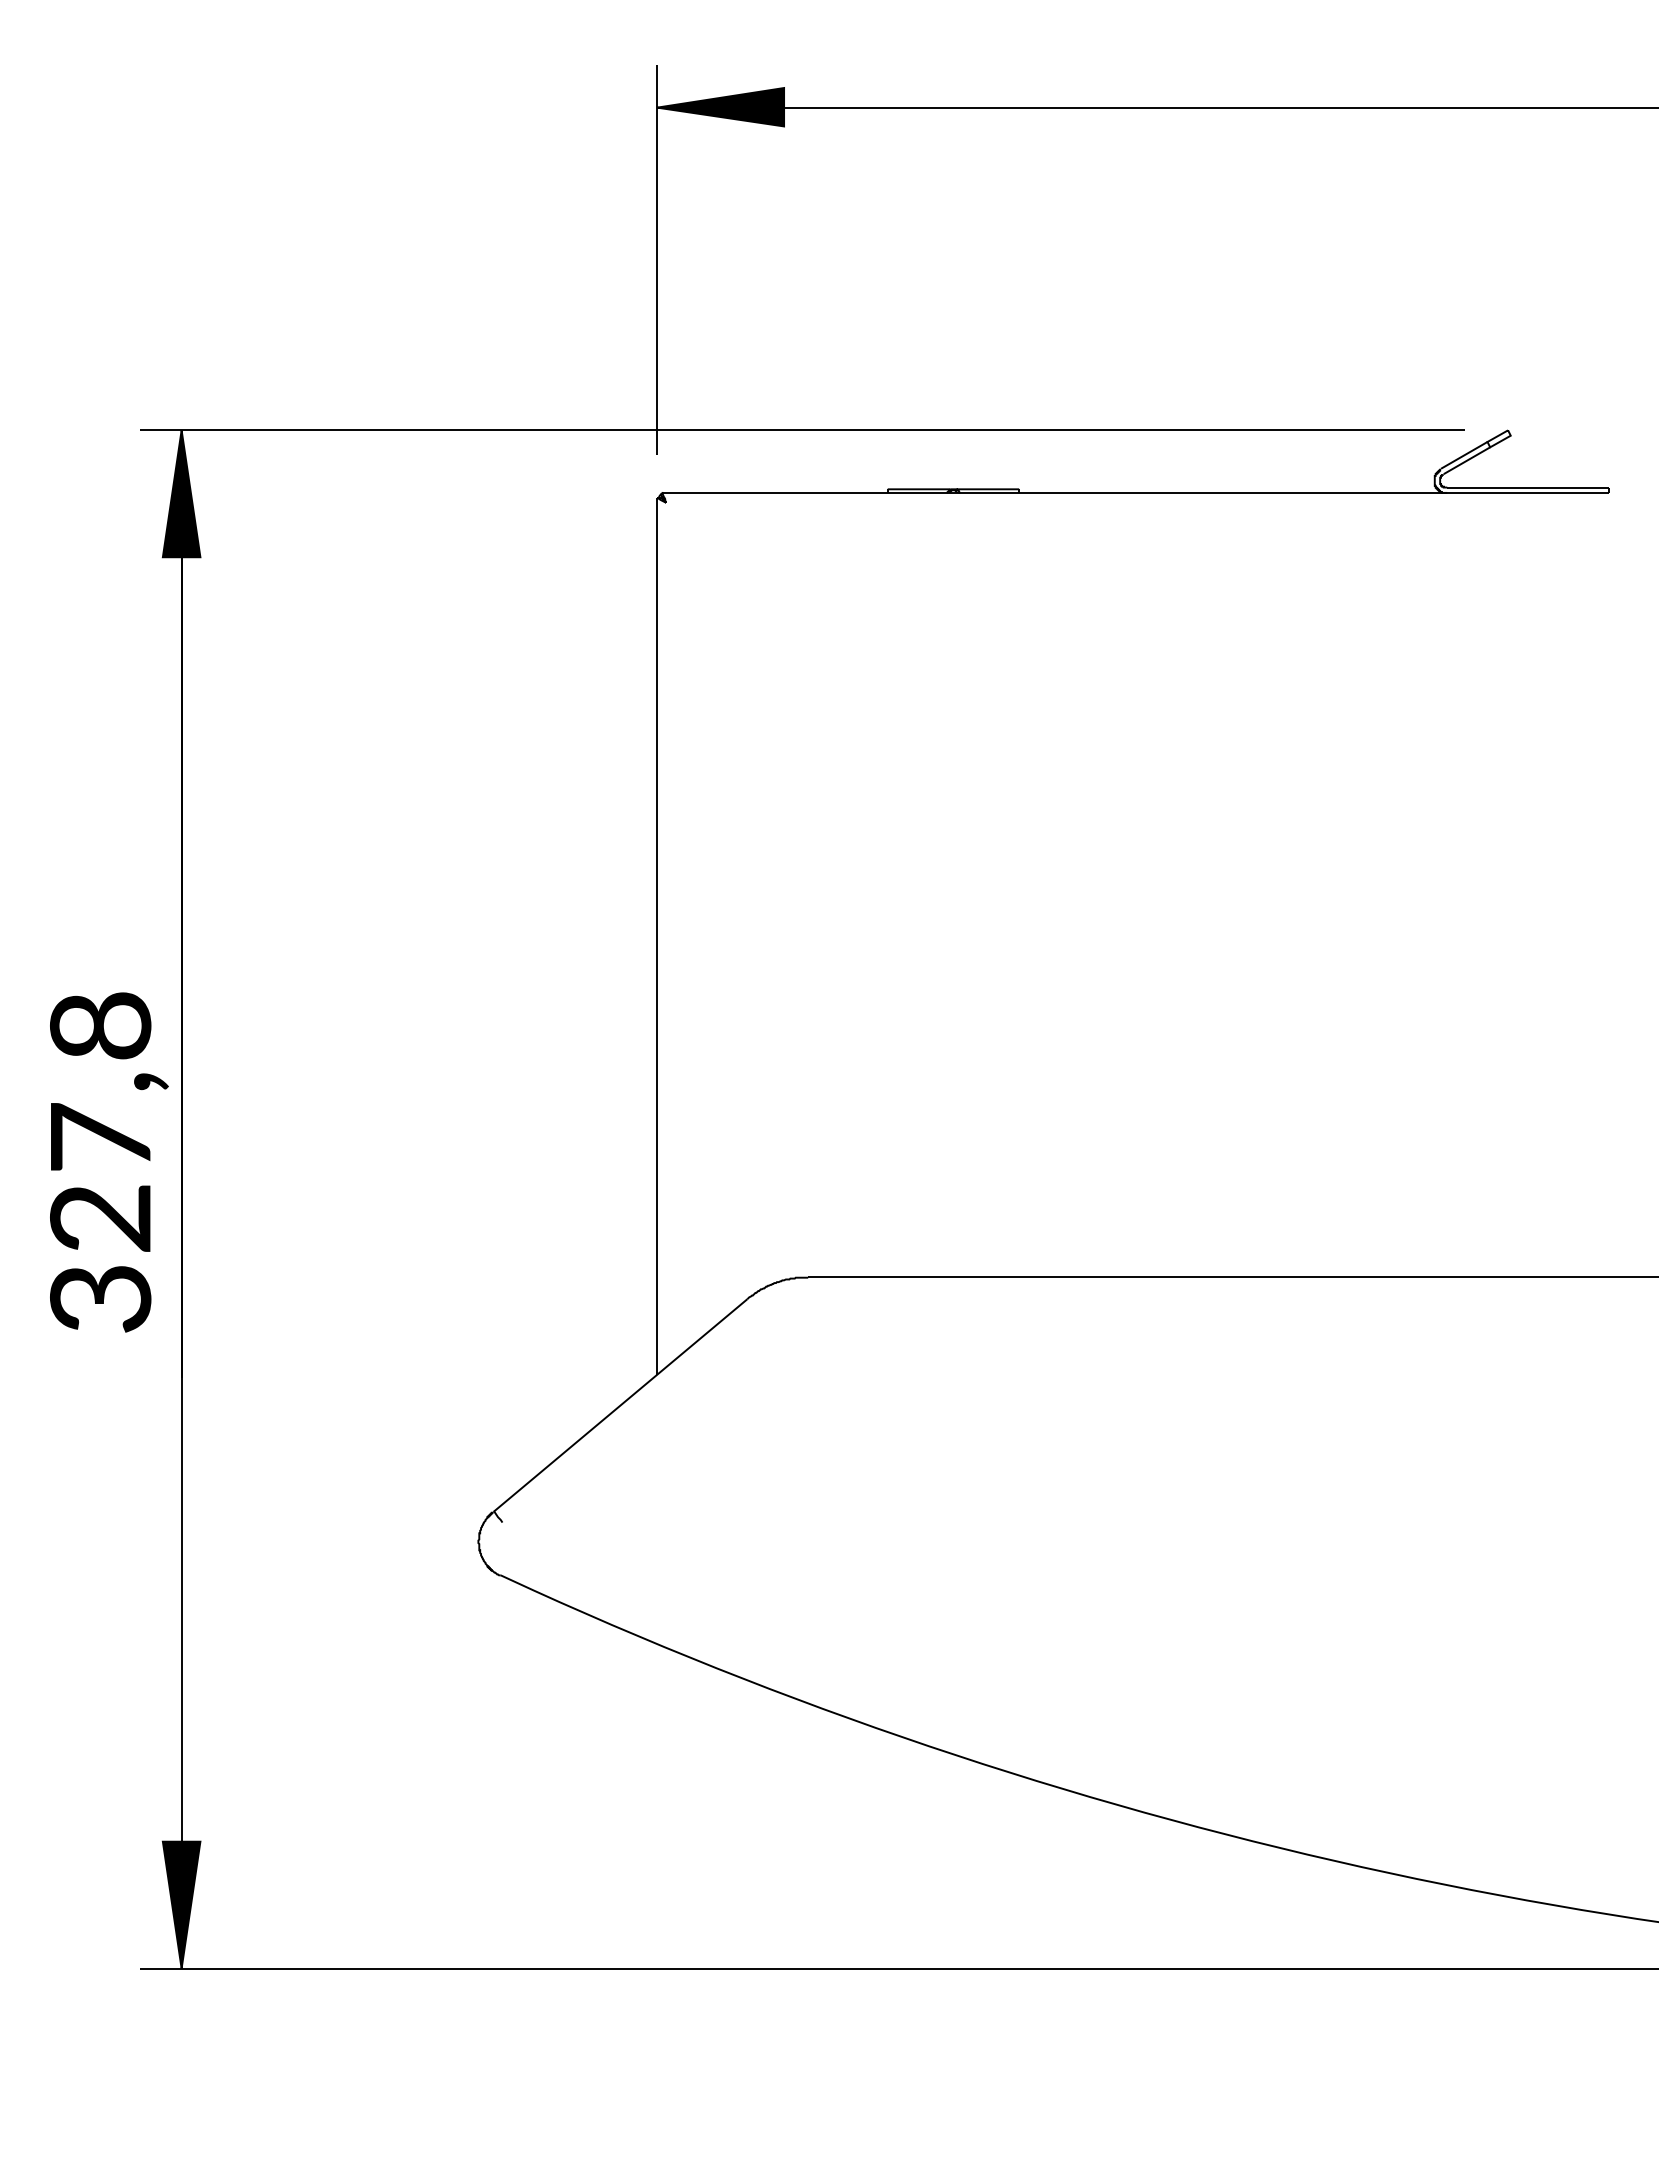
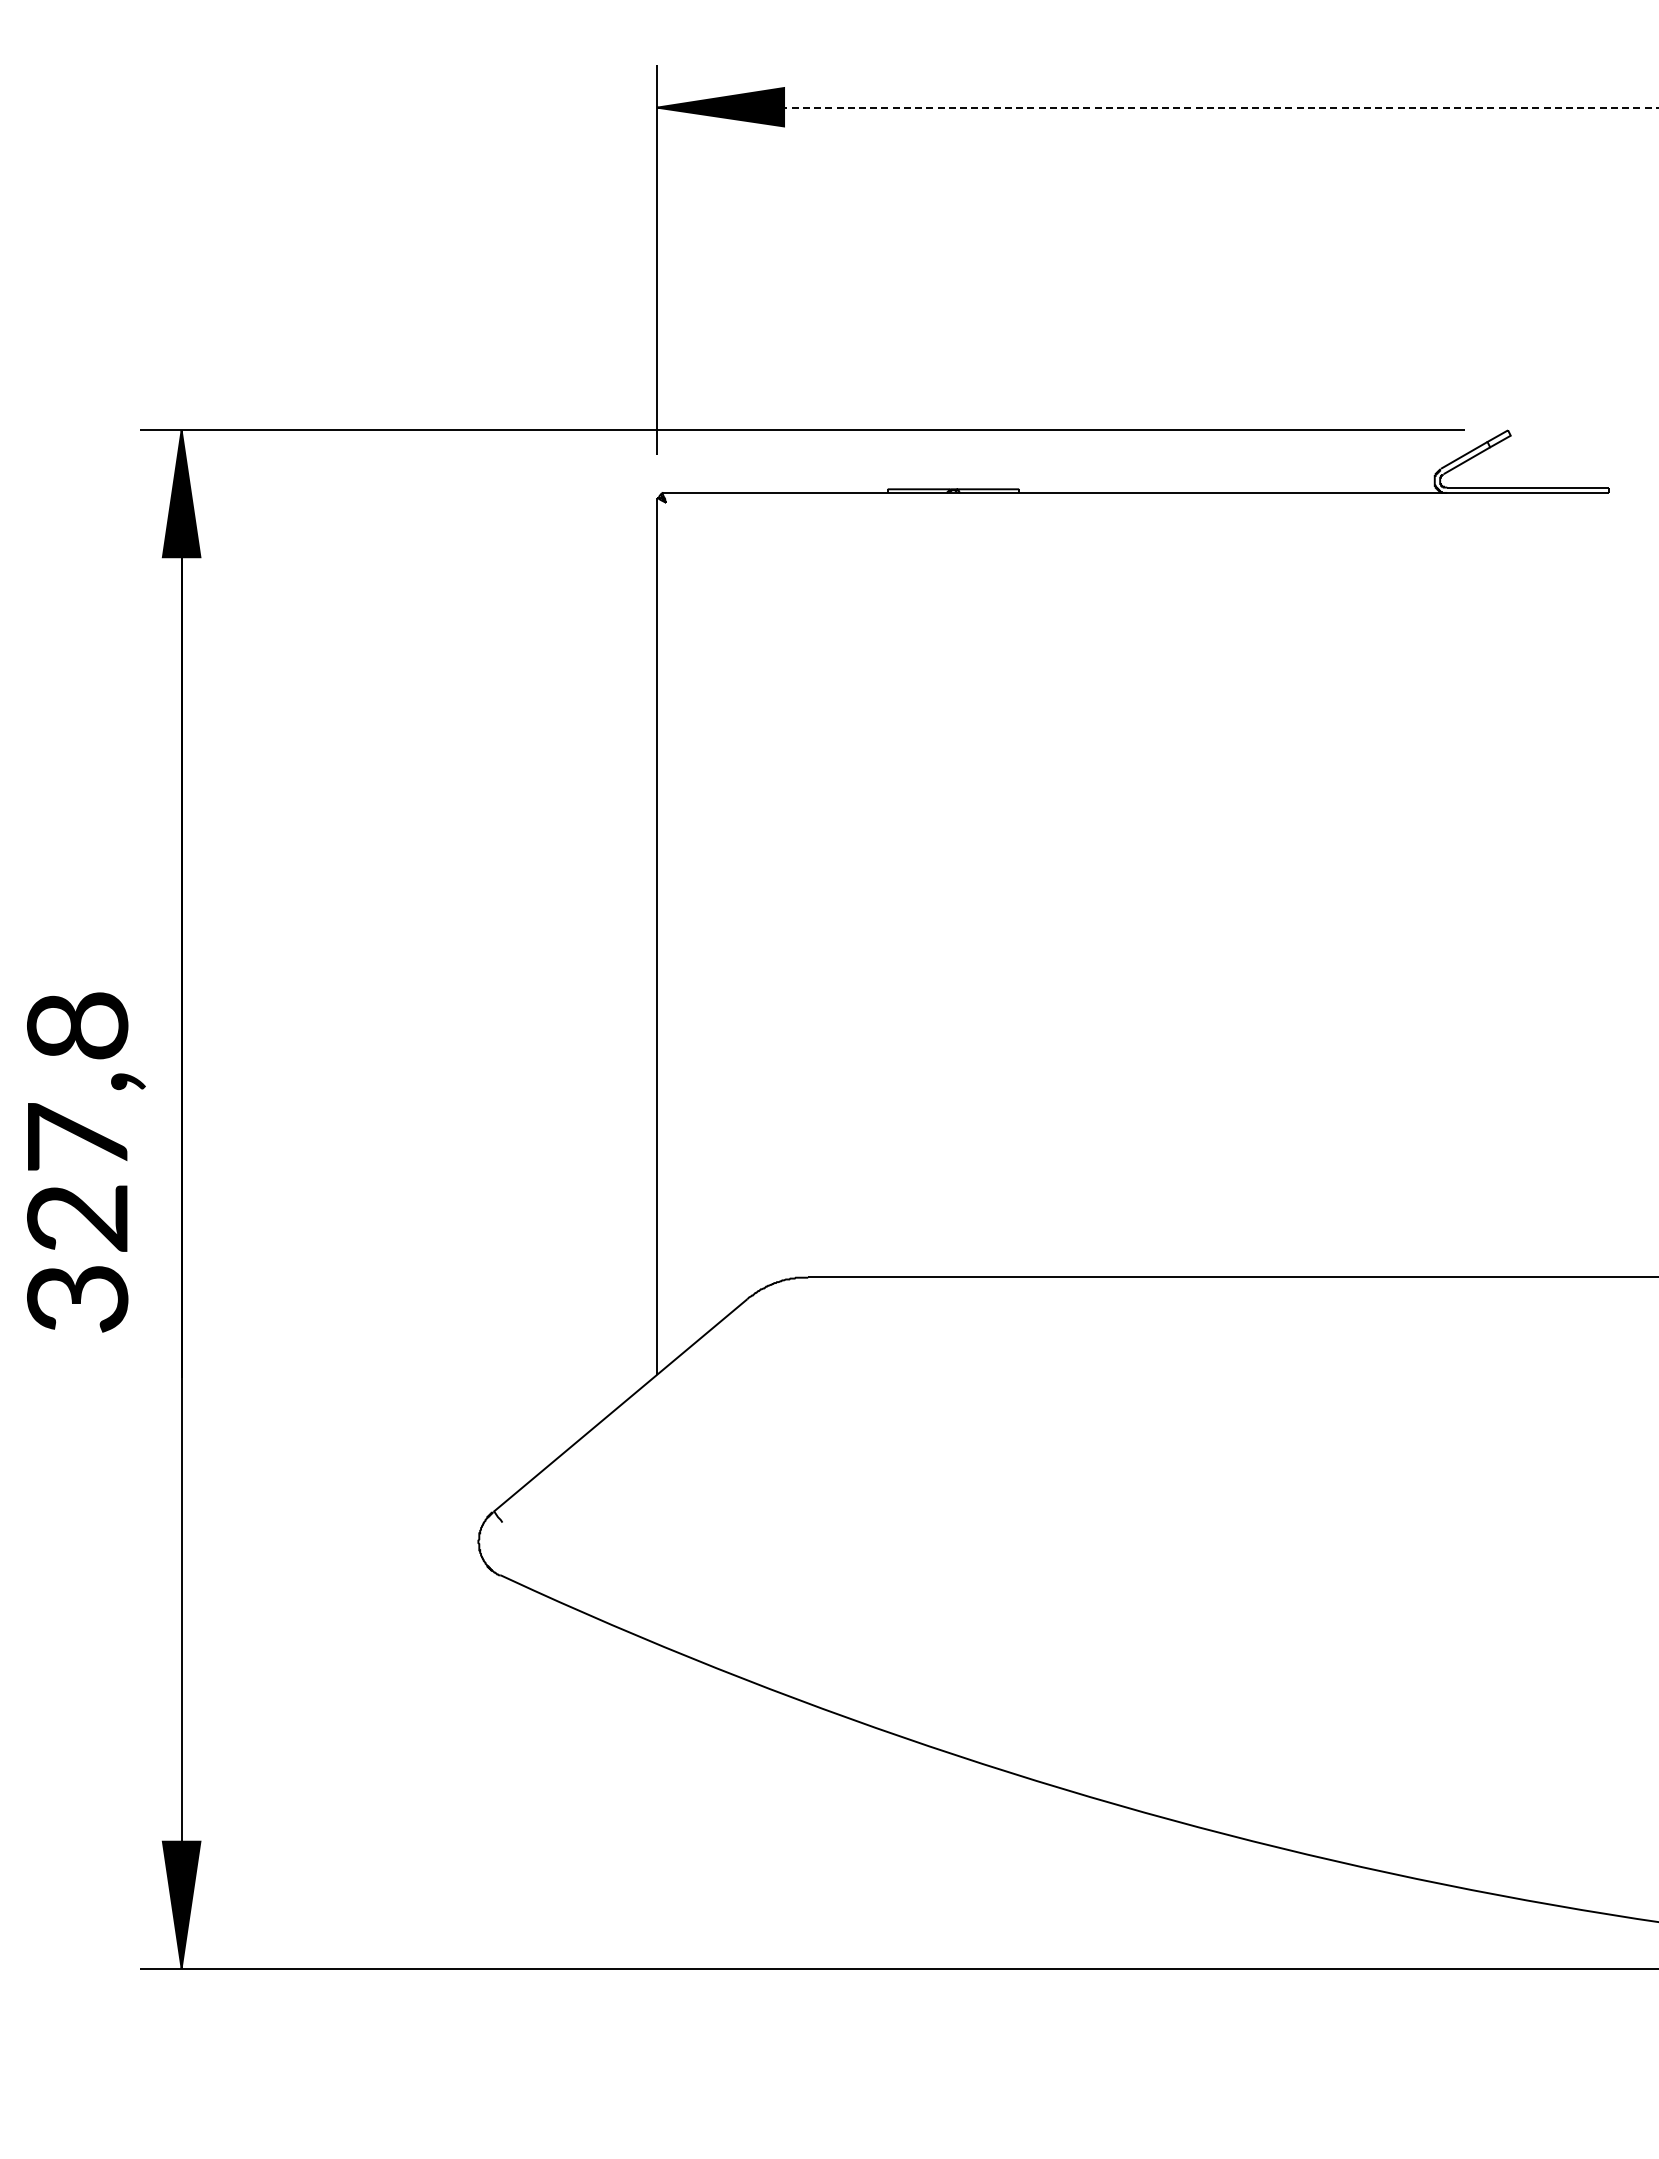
line: solid -> dashed (1157, 107)
text position: (109, 1162) -> (86, 1162) (86, 1162)
